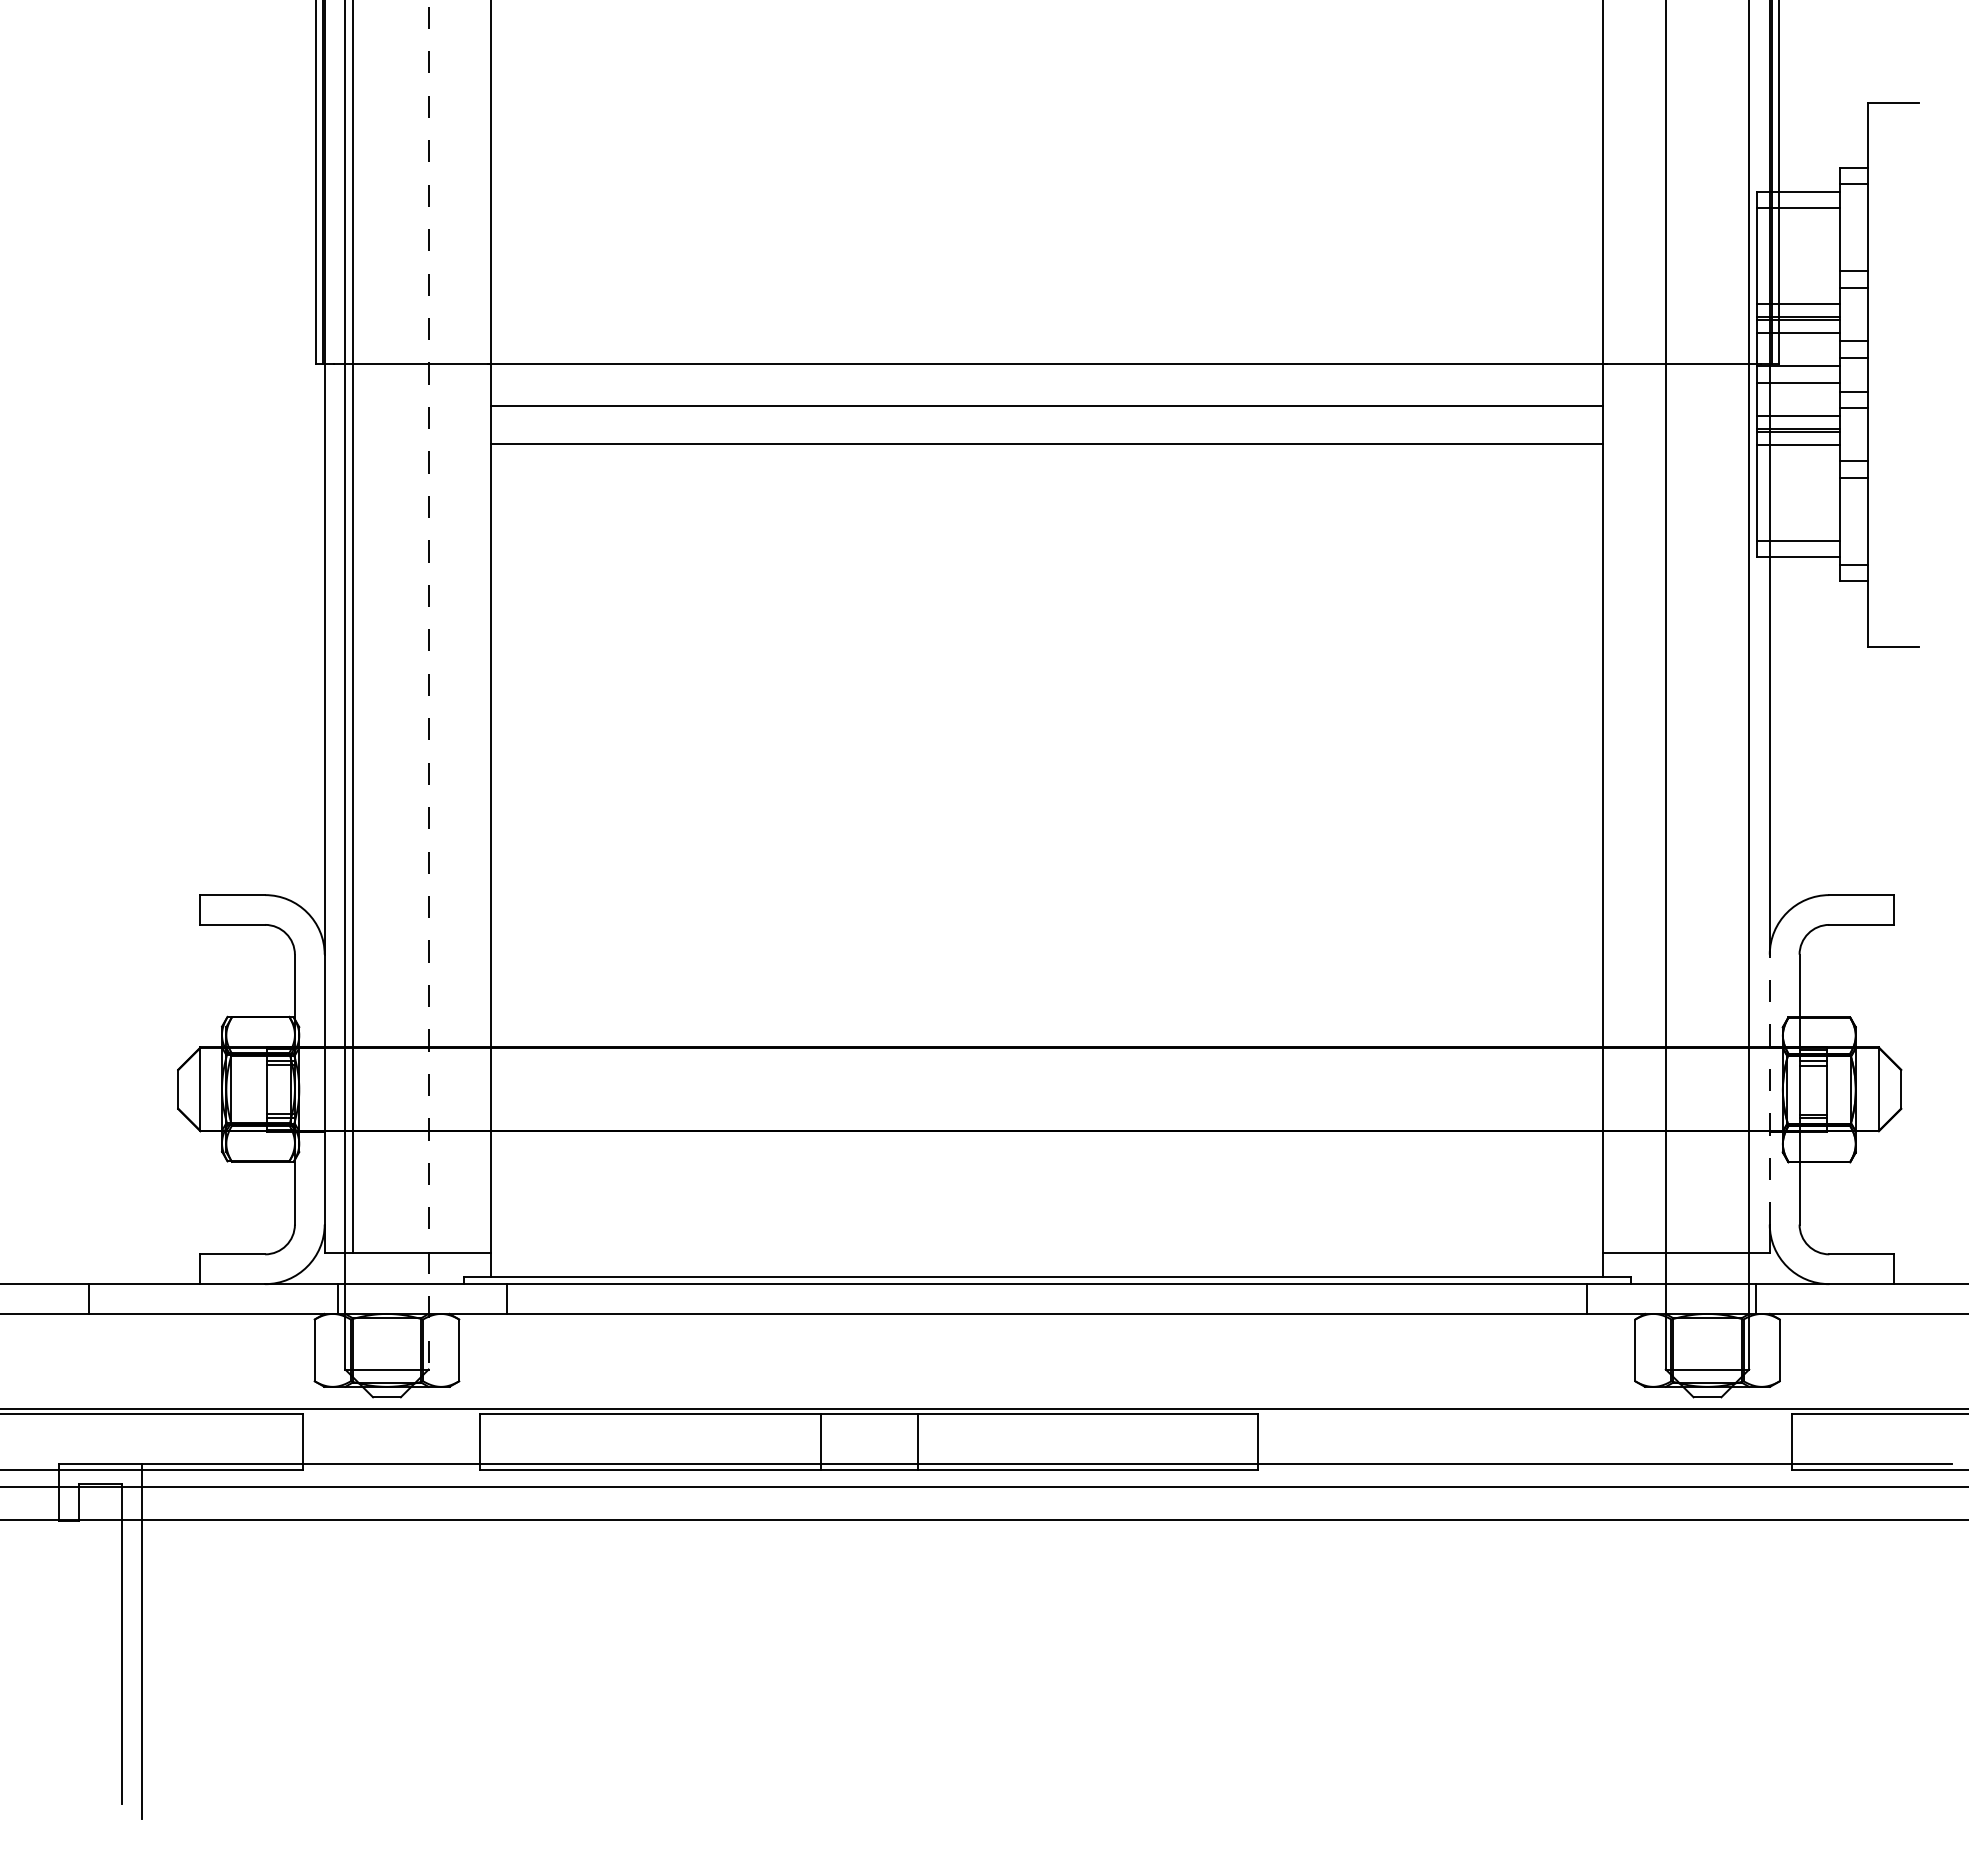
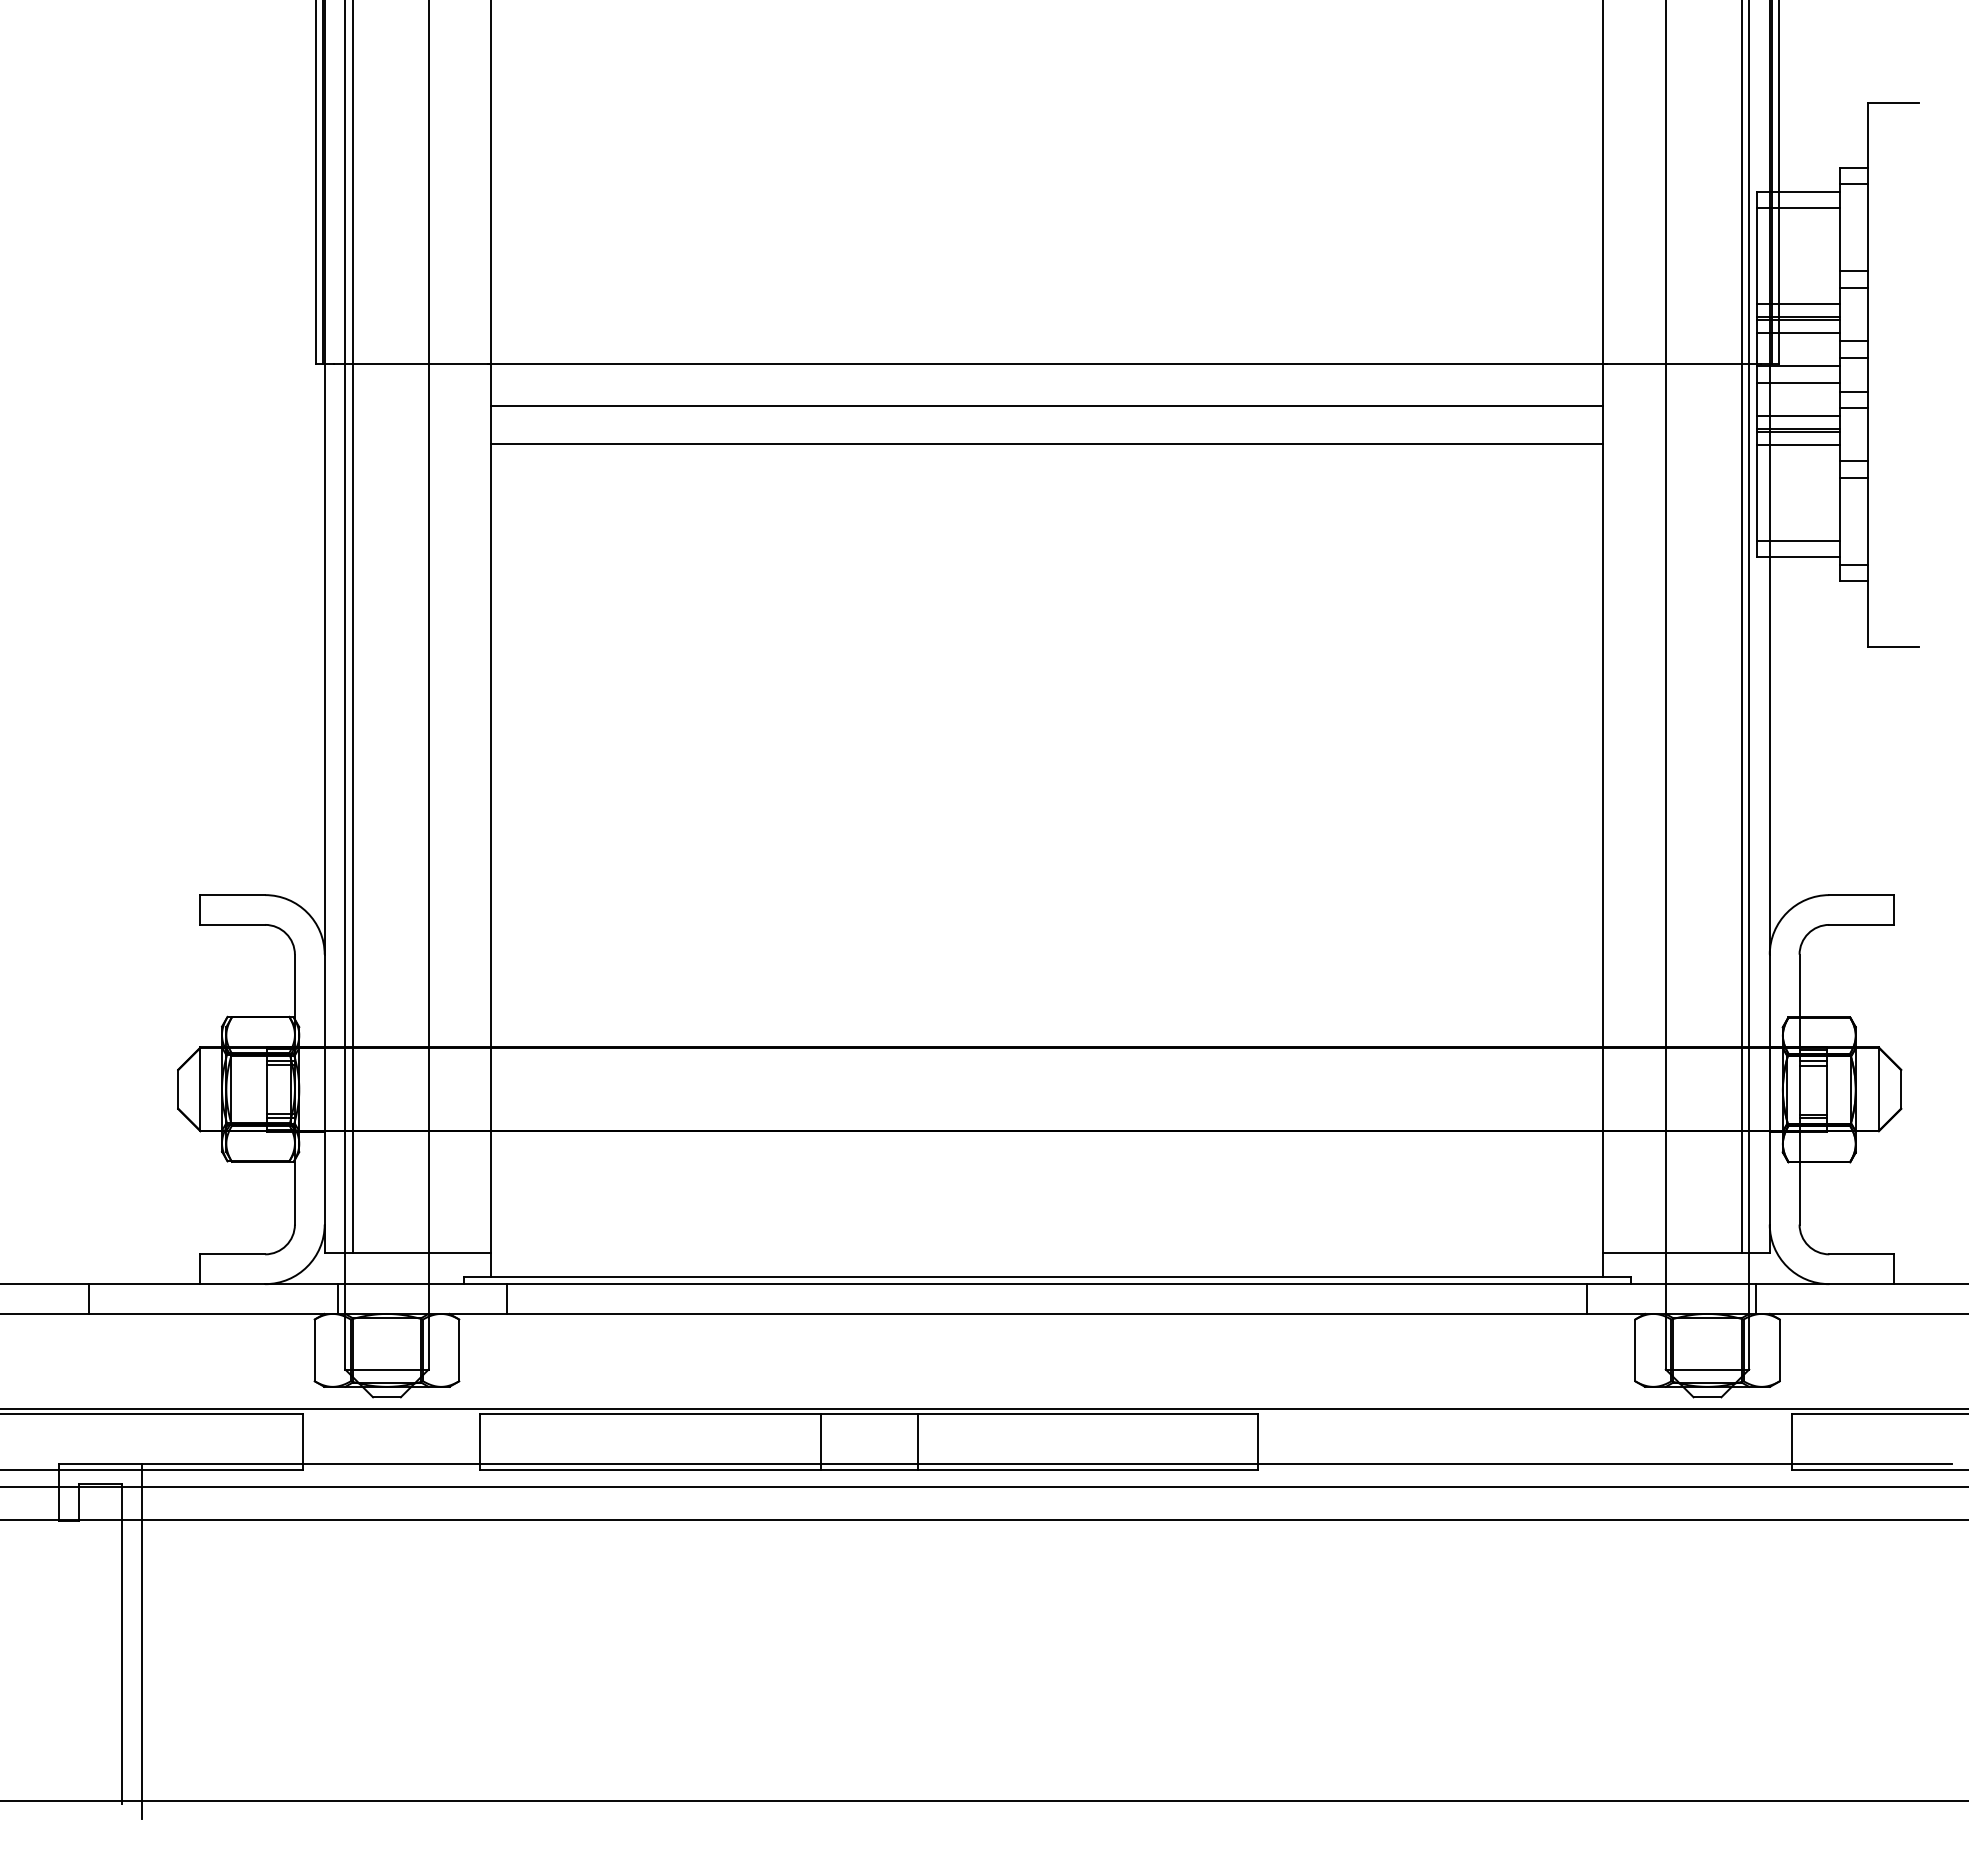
line: none -> present (1741, 627)
line: dashed -> solid (428, 685)
line: dashed -> solid (1769, 1089)
line: none -> present (983, 1801)
